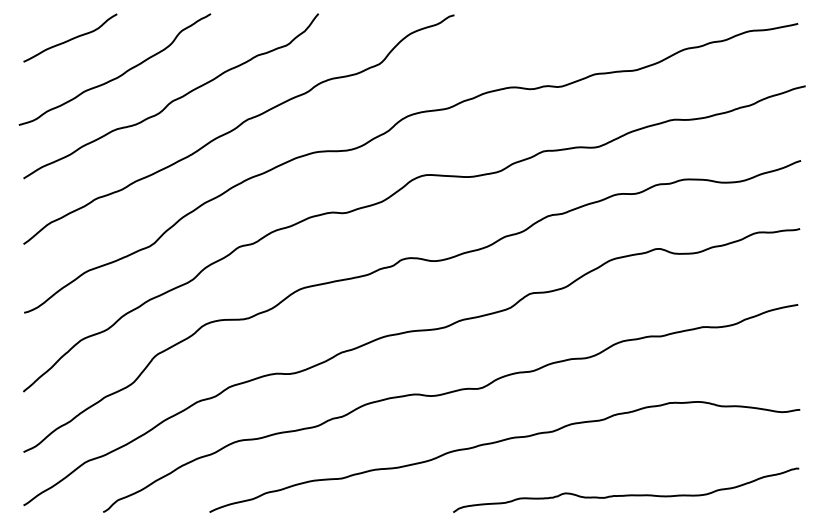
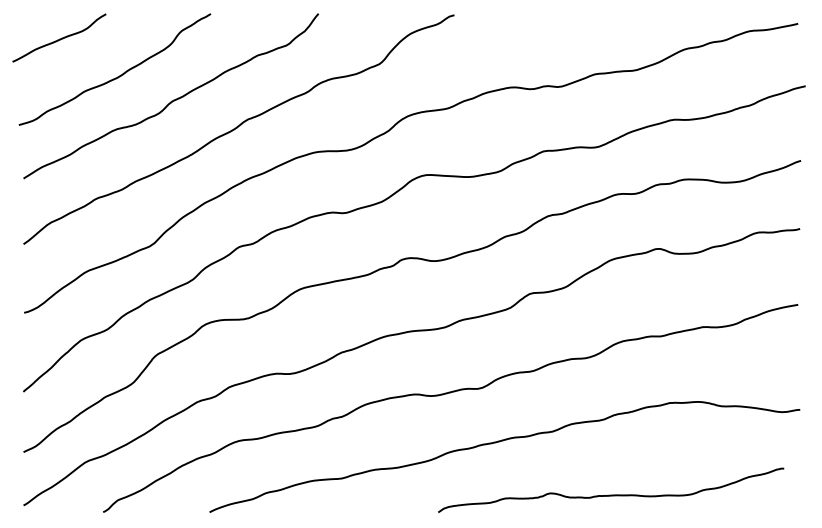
curve position: (70, 38) -> (59, 38) (59, 38)
curve position: (626, 494) -> (611, 494) (611, 494)
